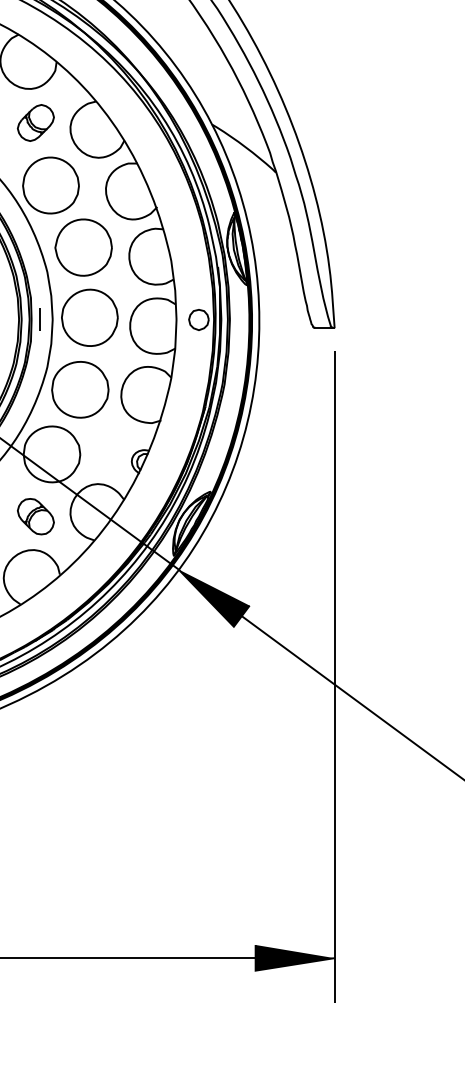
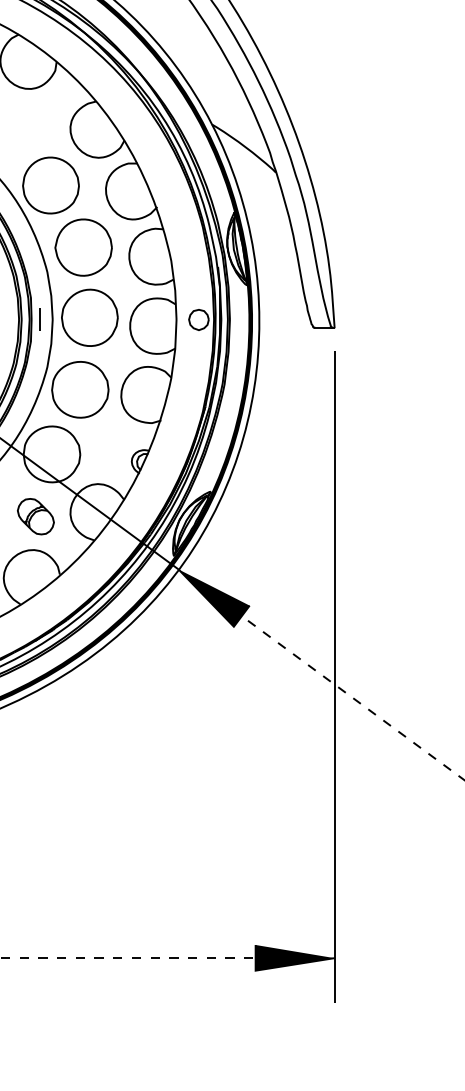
part: present -> none (35, 122)
line: solid -> dashed (352, 697)
line: solid -> dashed (128, 958)
